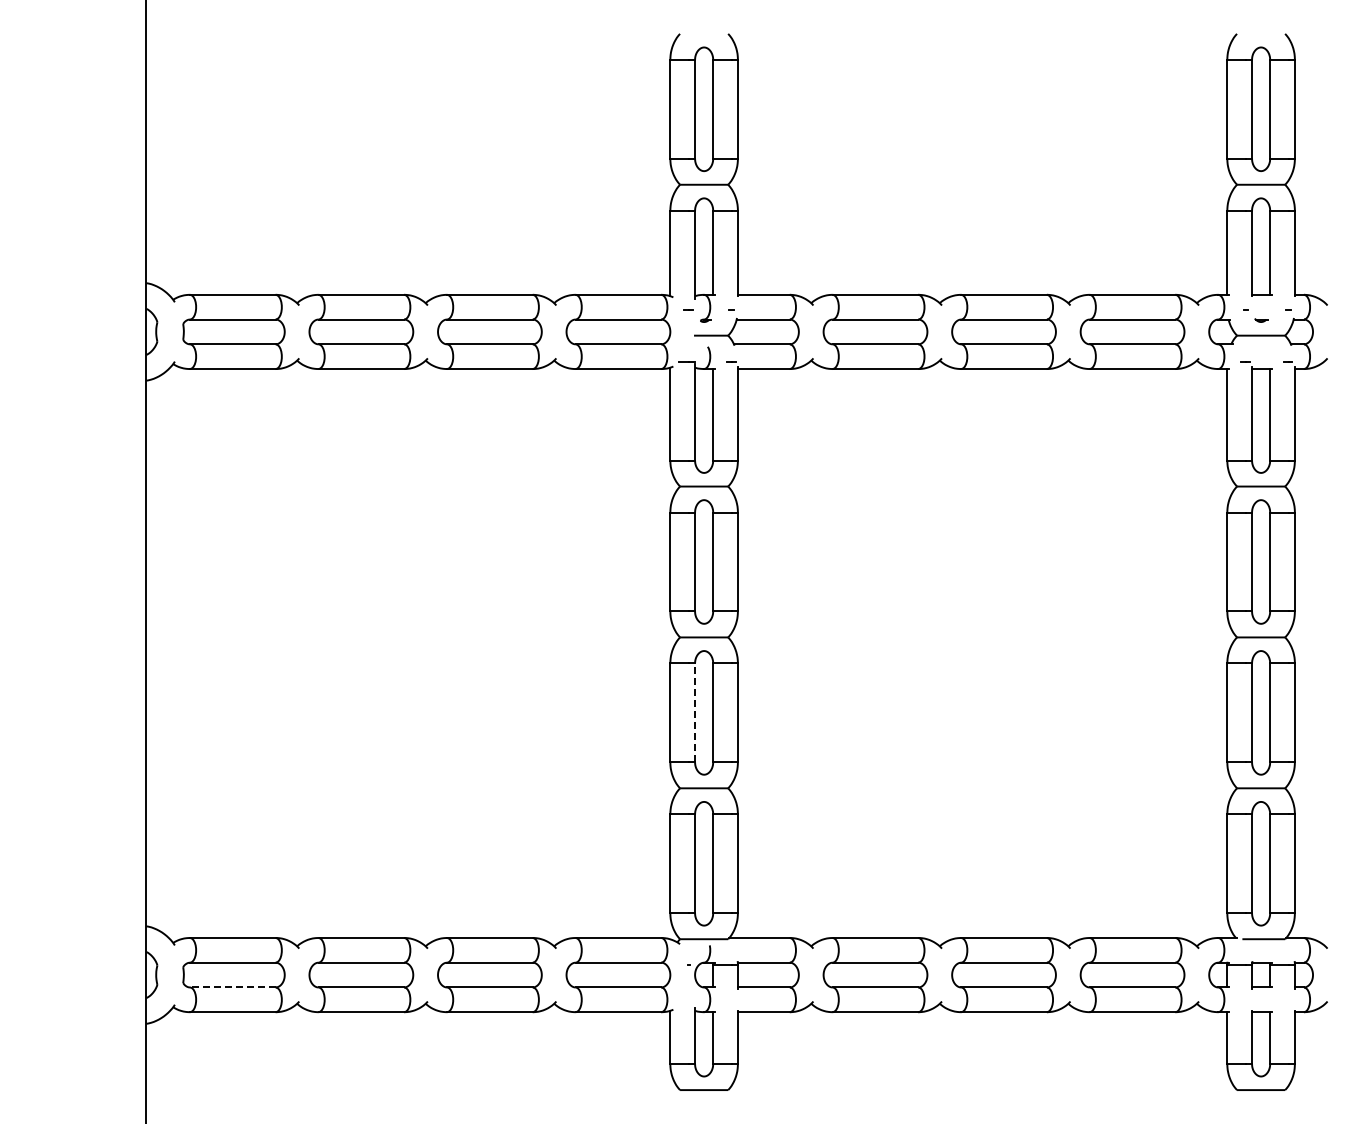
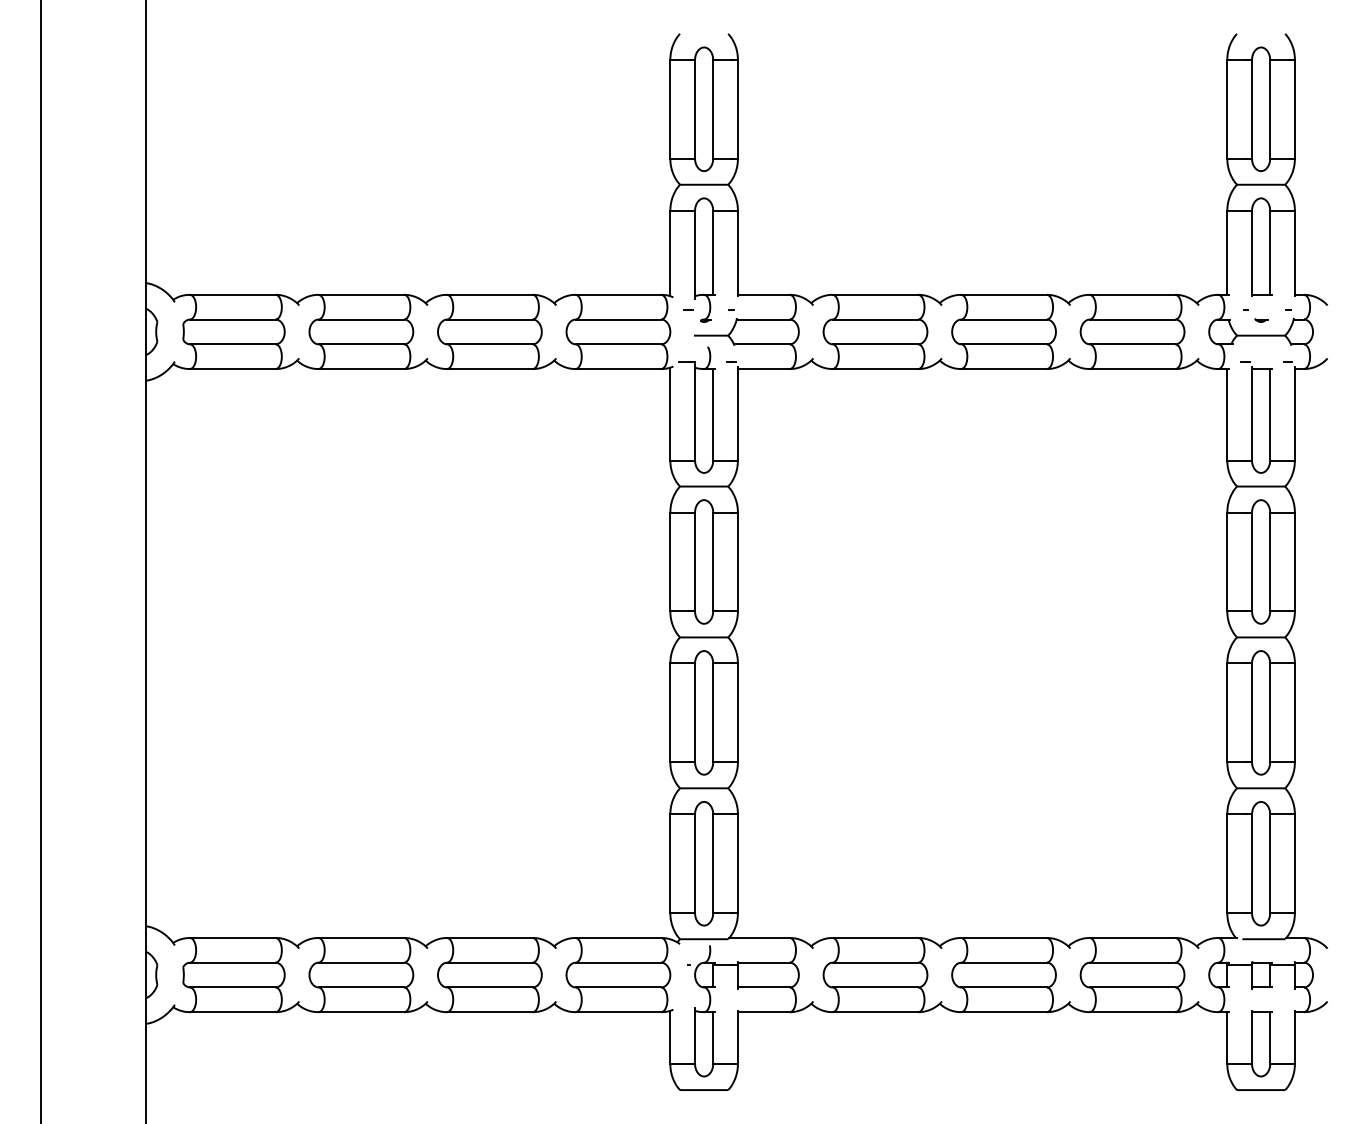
line: none -> present (40, 561)
line: dashed -> solid (695, 712)
line: dashed -> solid (232, 987)
